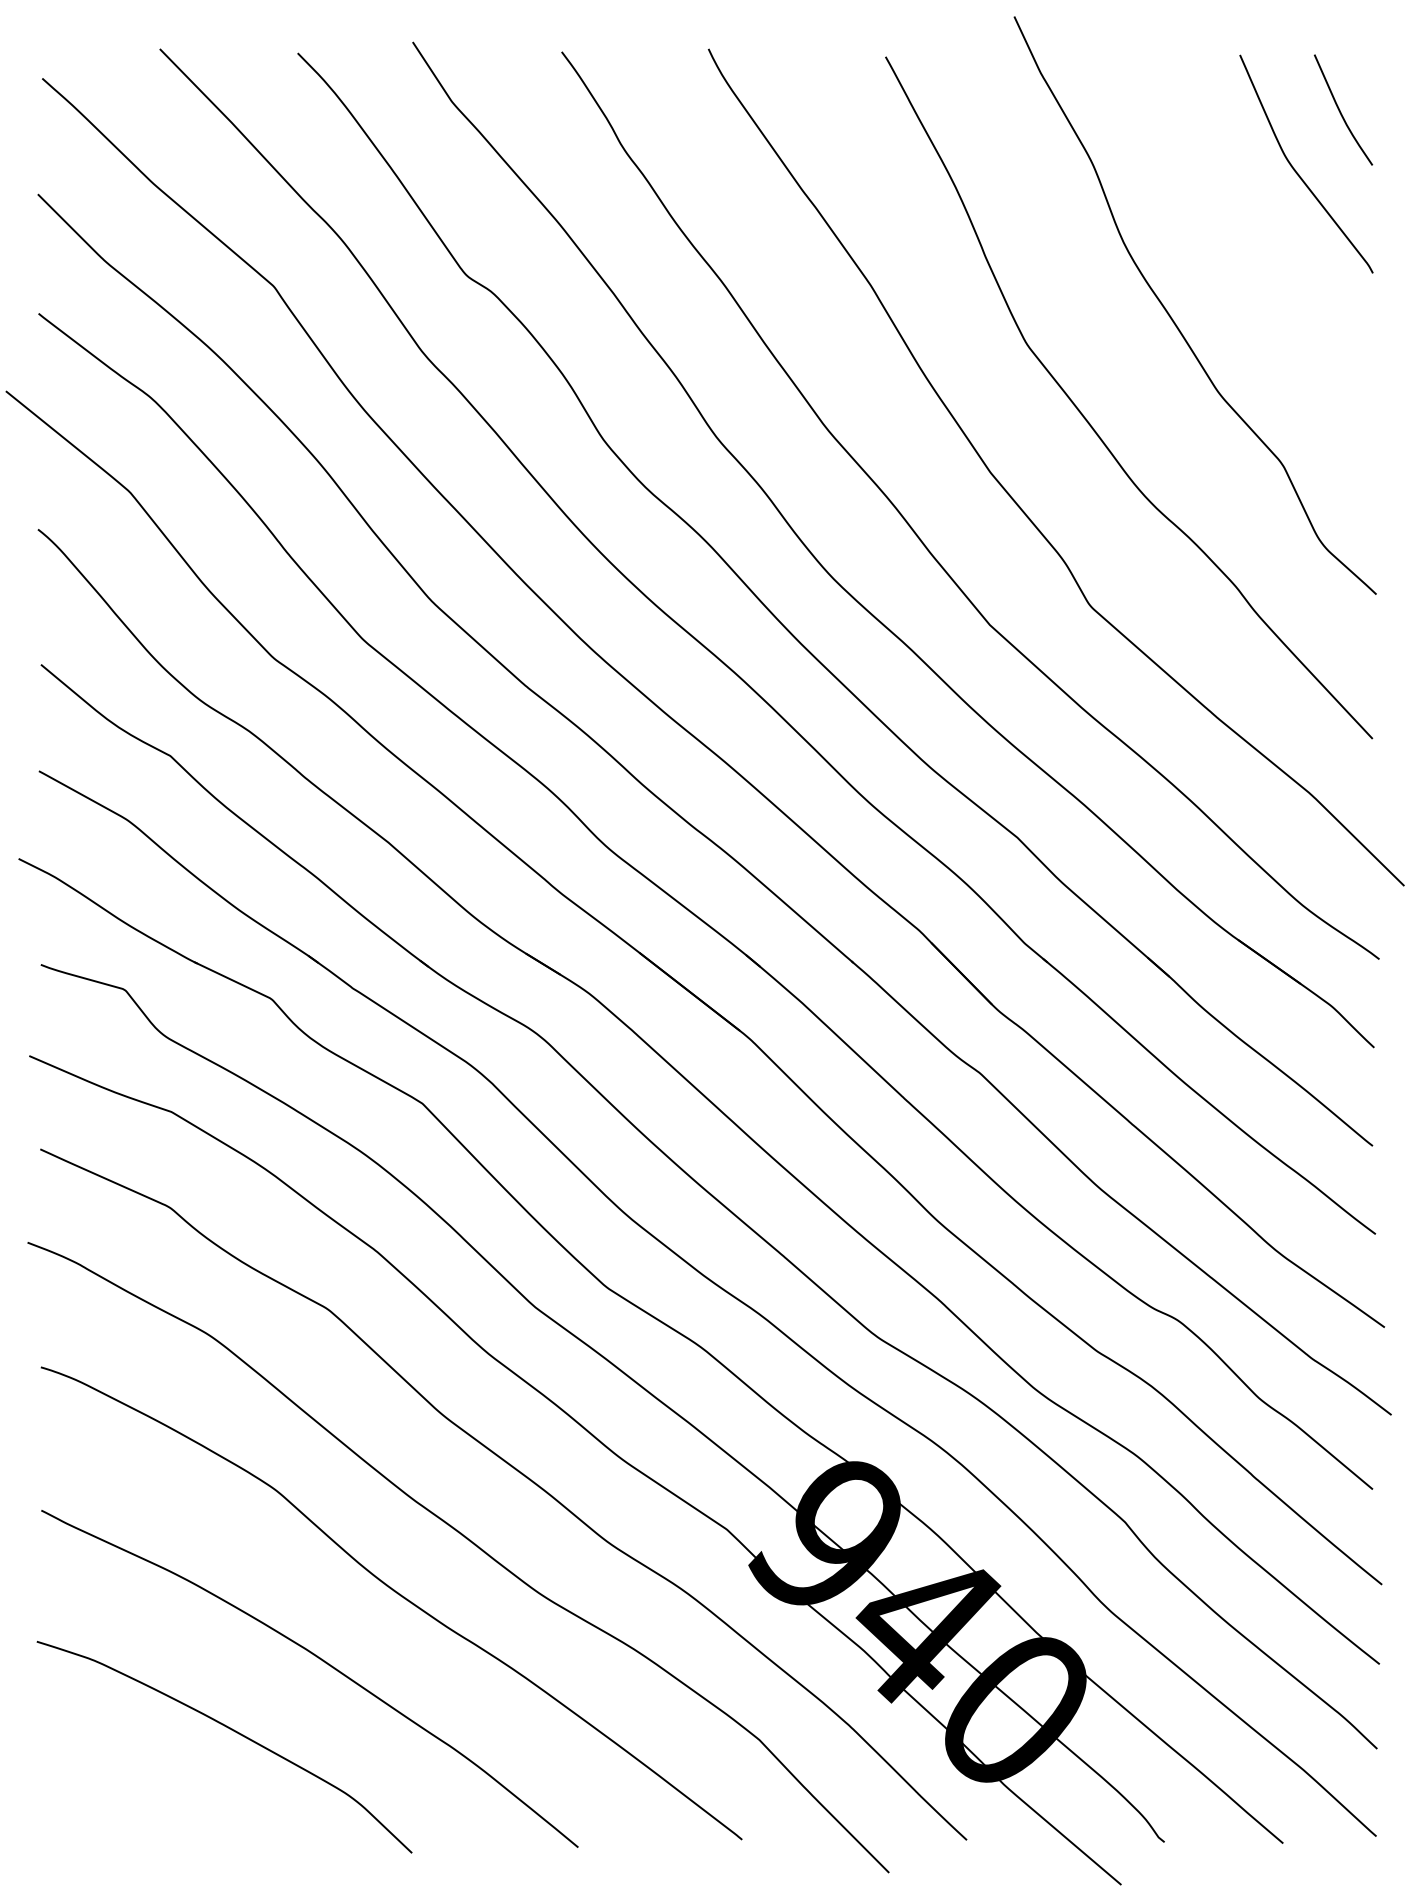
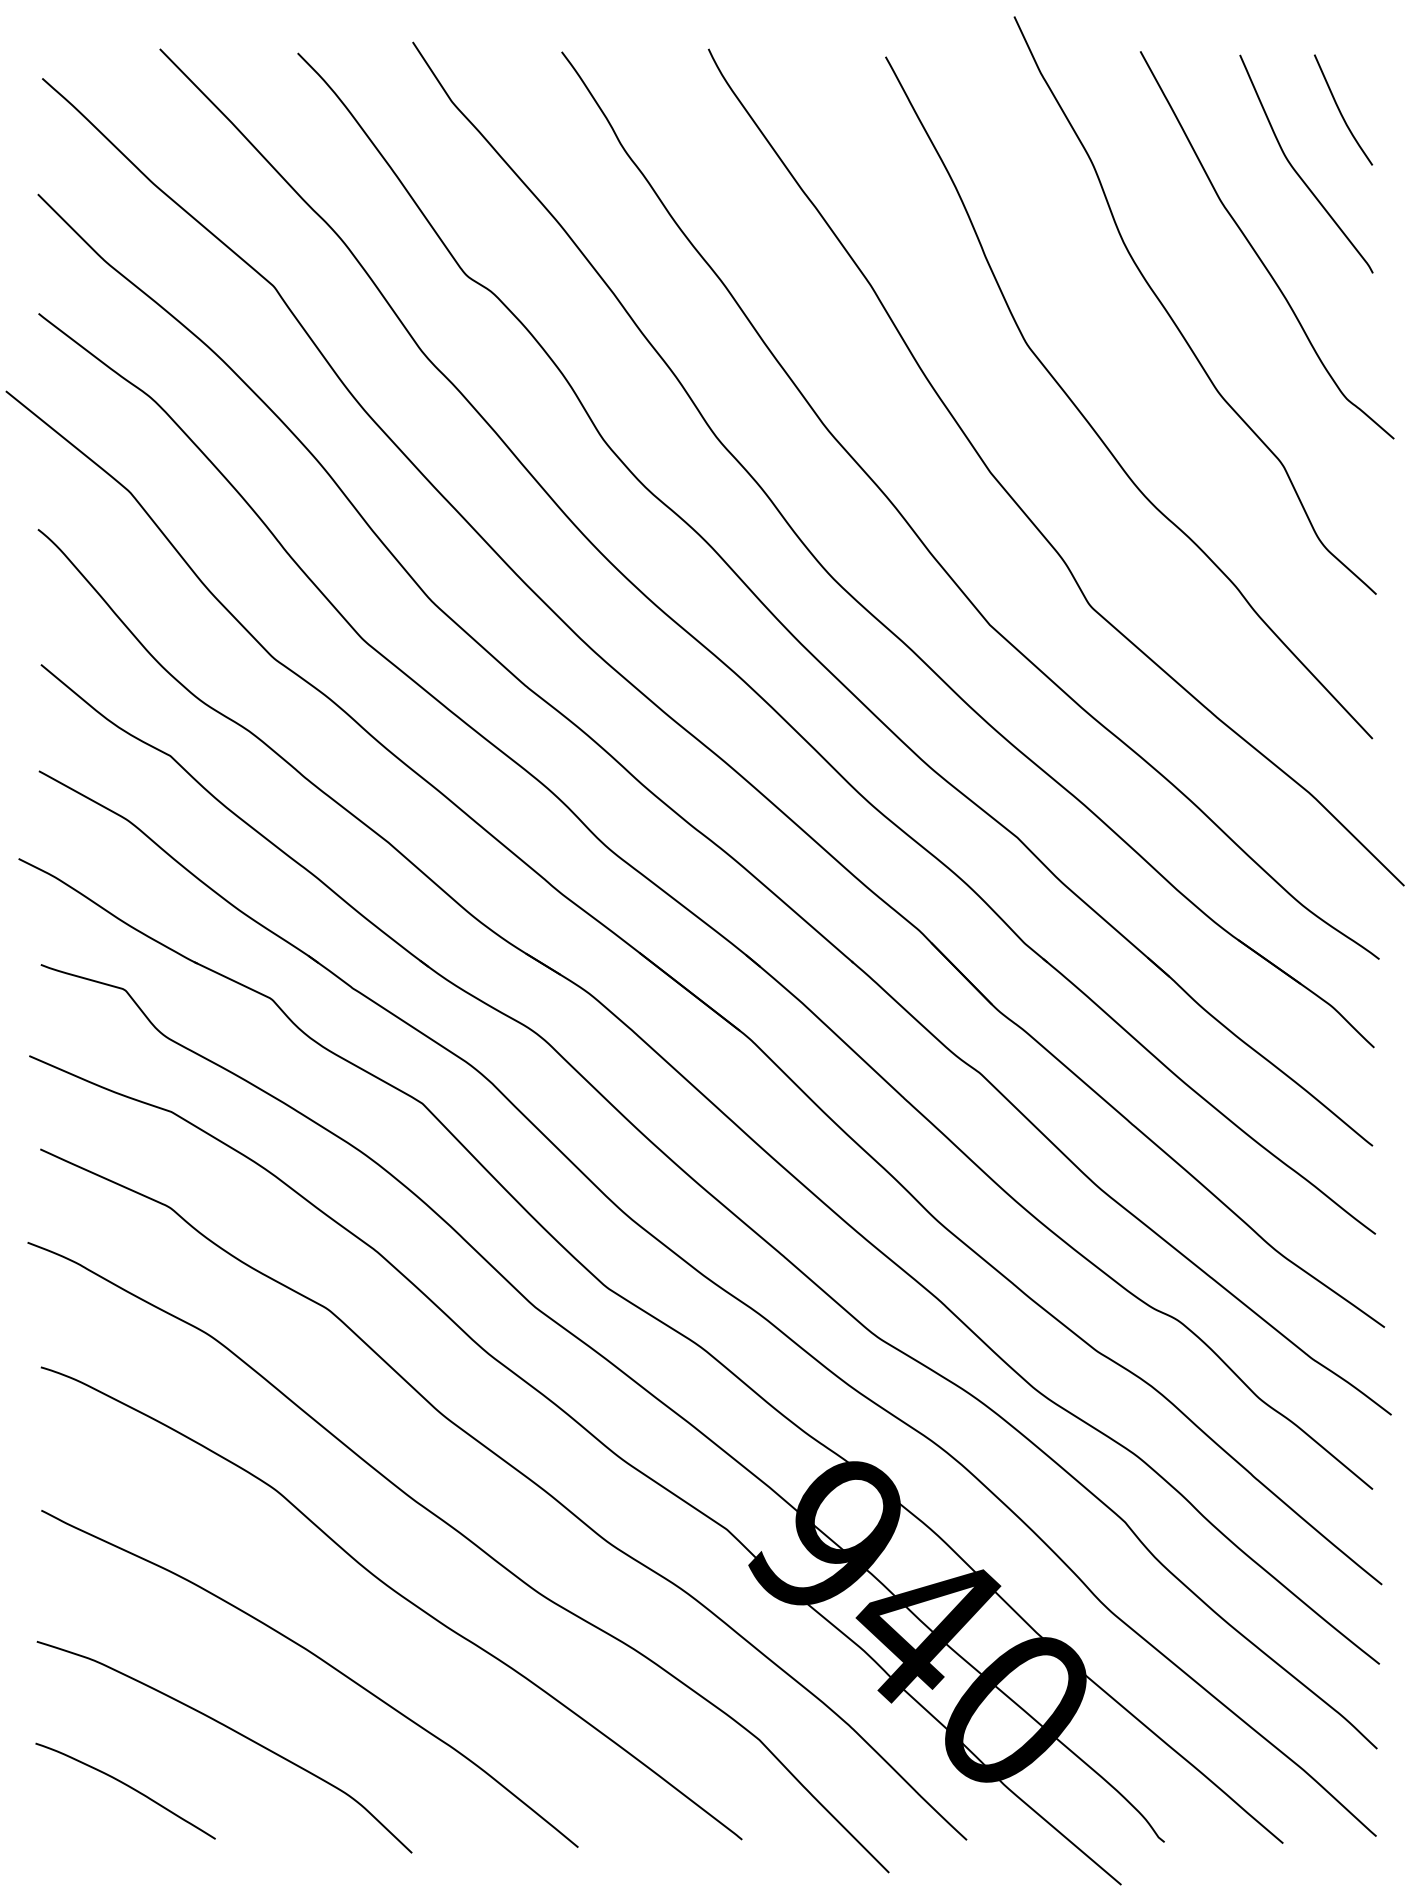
curve: none -> present (1256, 251)
curve: none -> present (128, 1787)
